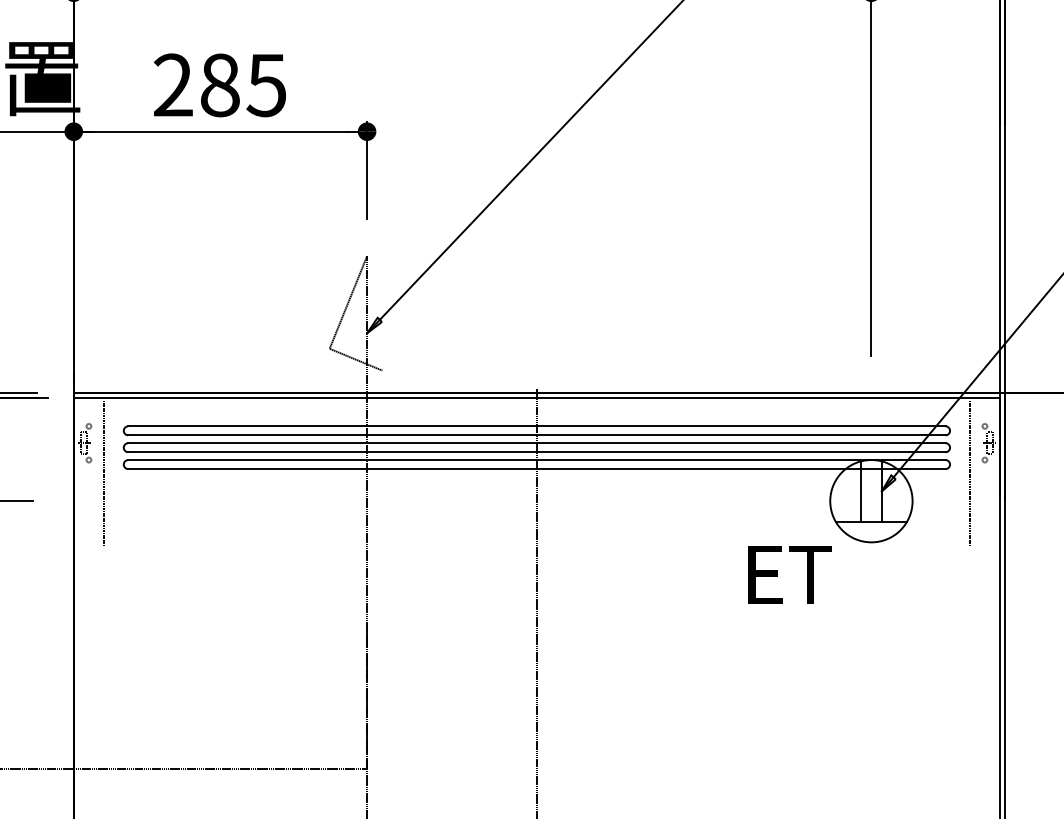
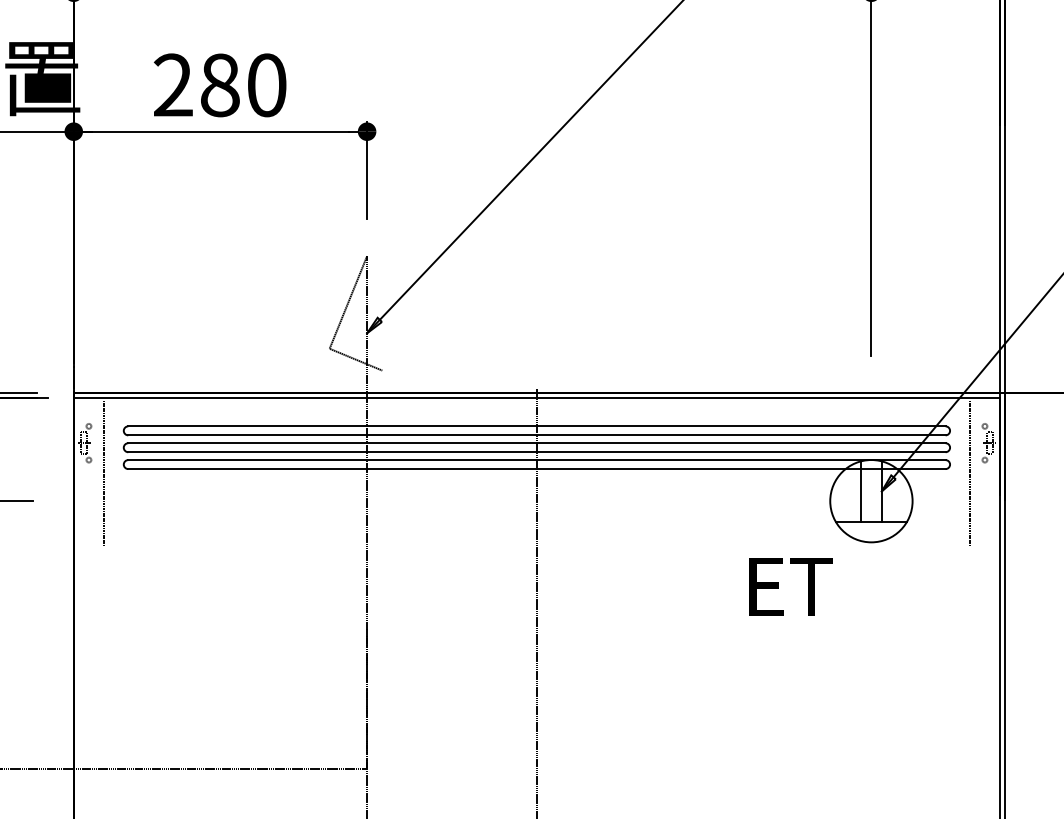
text: 285 -> 280 (266, 85)
text position: (789, 574) -> (790, 586) (790, 586)
